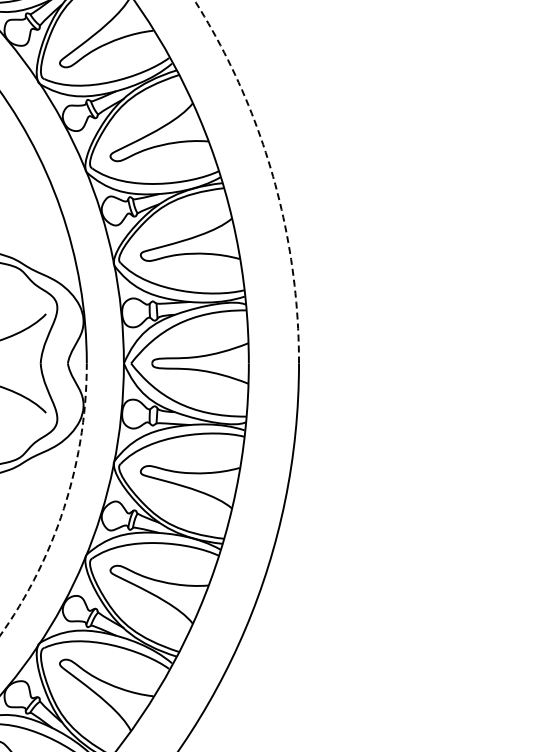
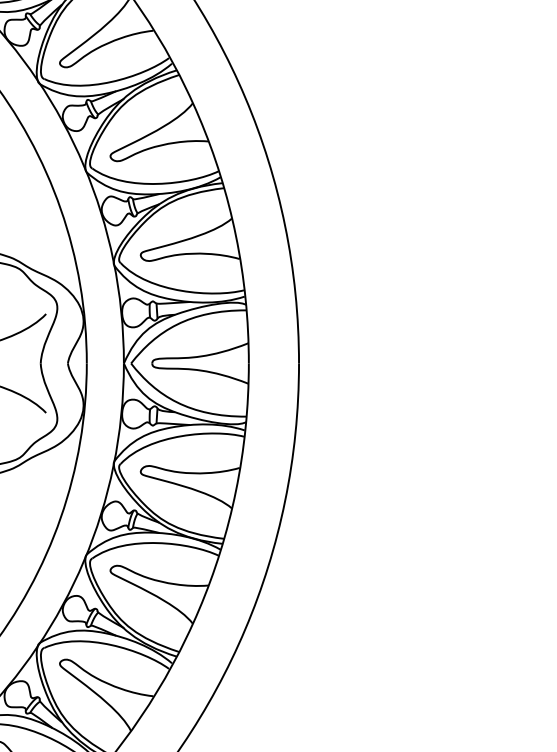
arc: dashed -> solid (272, 173)
arc: dashed -> solid (64, 505)
